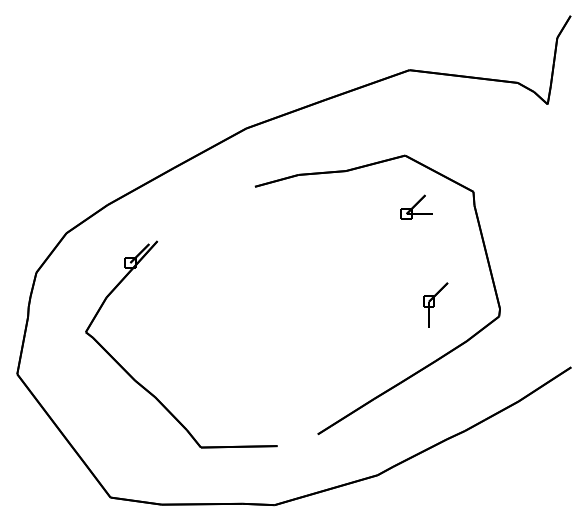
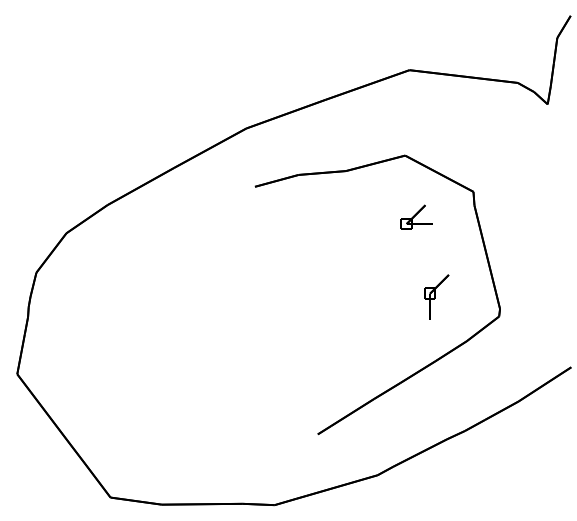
part position: (416, 206) -> (416, 216) (416, 216)
part position: (435, 304) -> (436, 296) (436, 296)
part: present -> none (145, 387)
